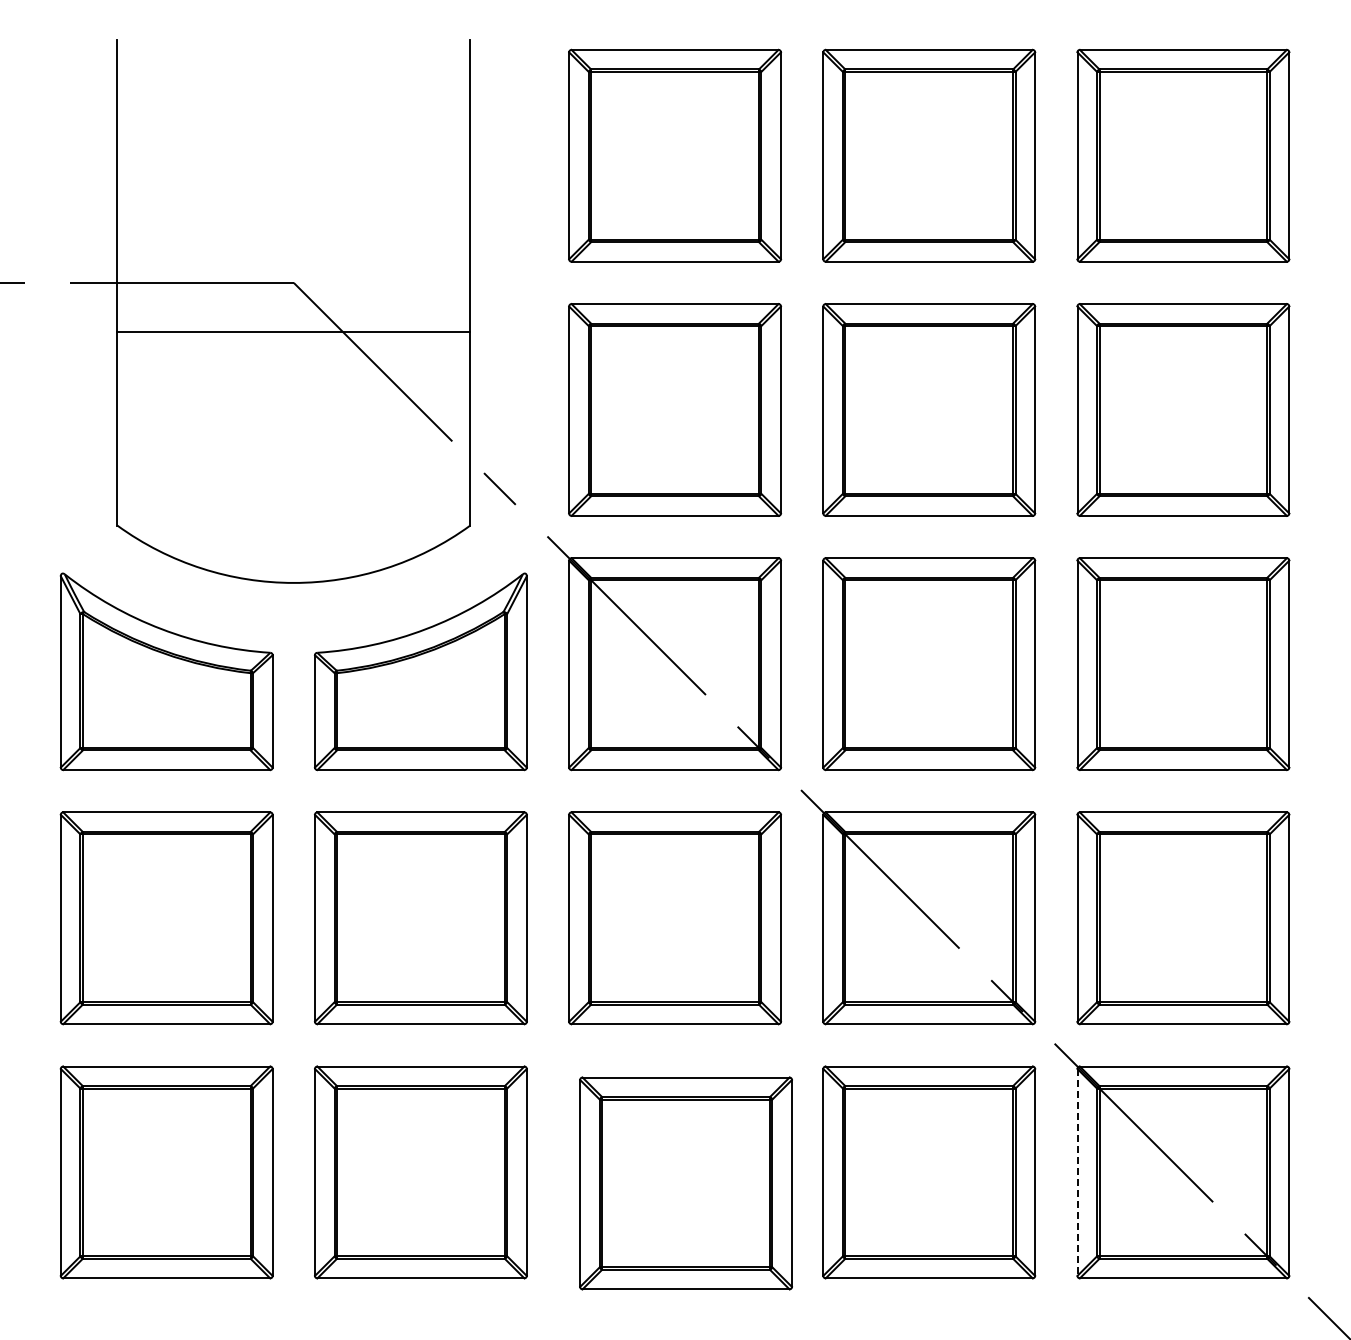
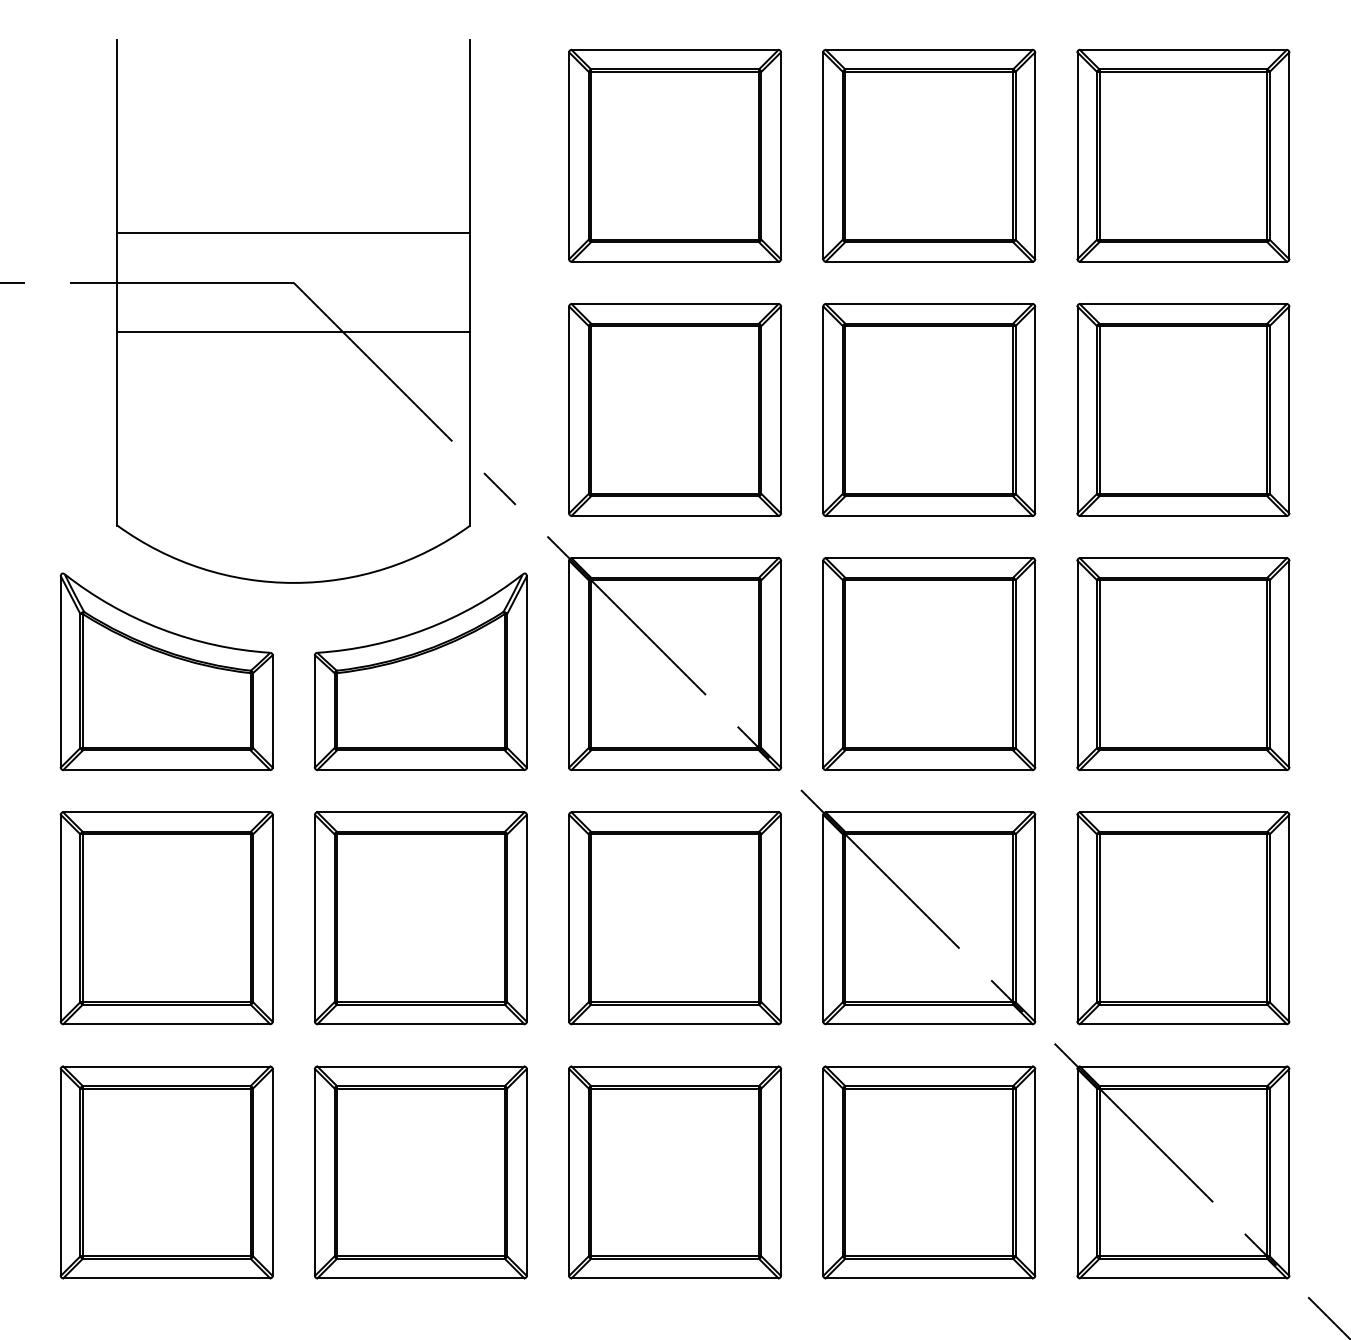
line: none -> present (293, 233)
line: dashed -> solid (1077, 1172)
part position: (685, 1183) -> (674, 1172) (674, 1172)
